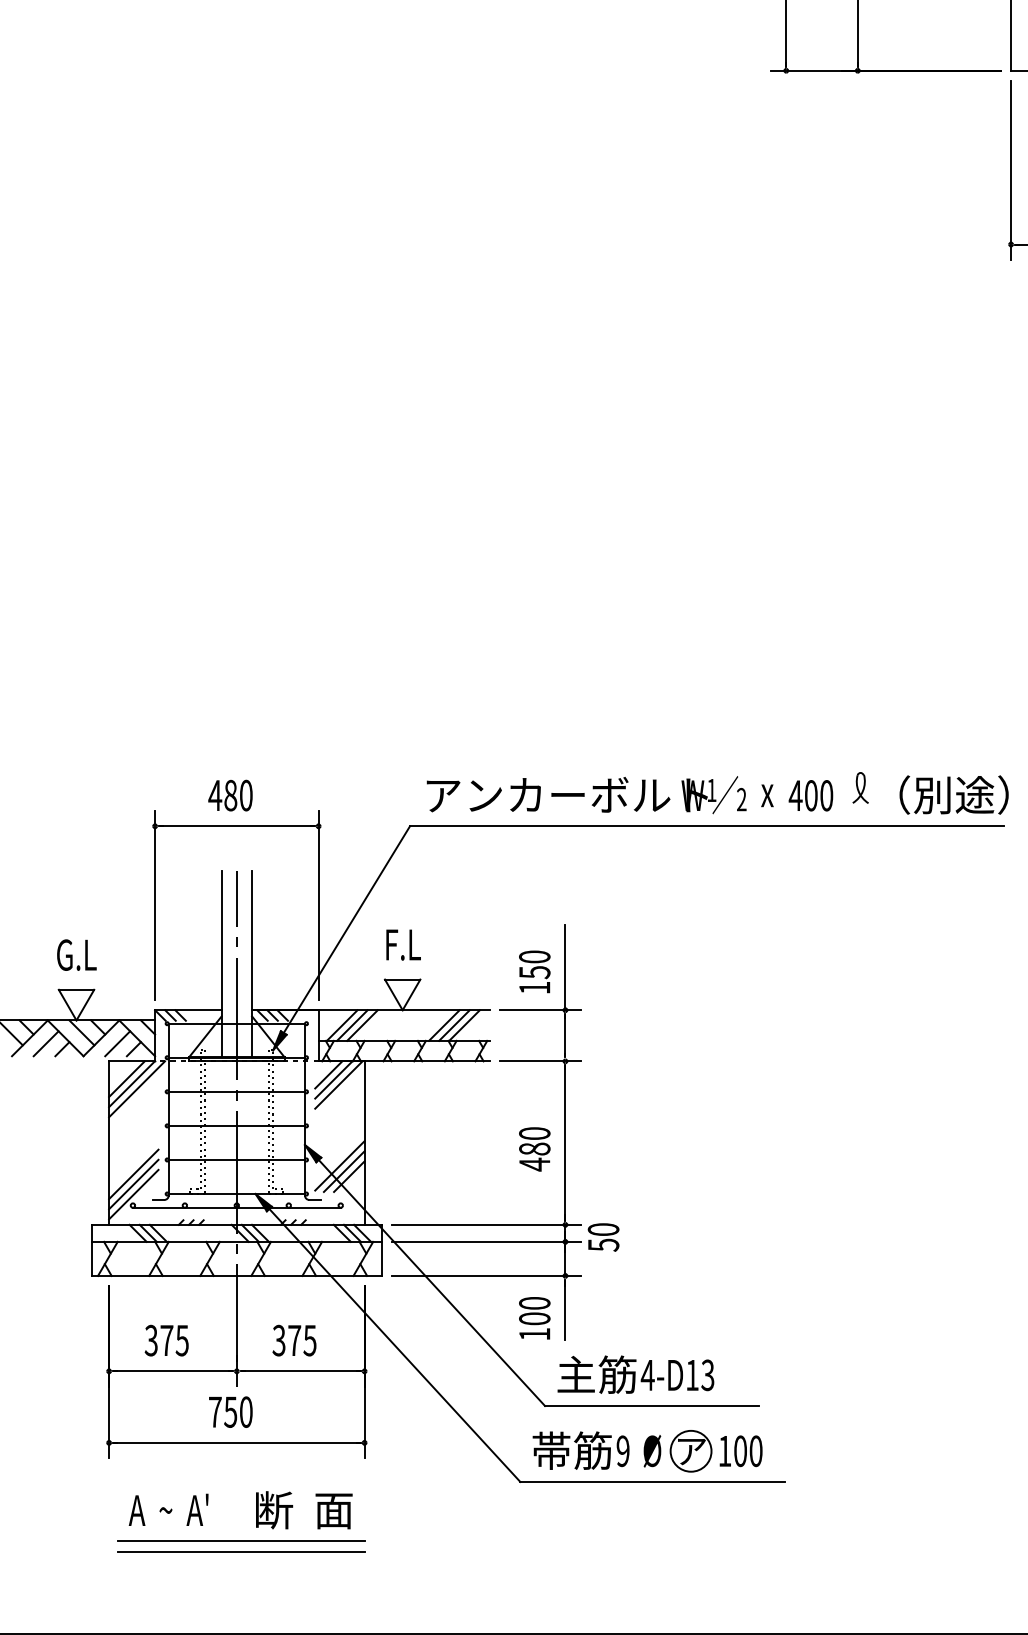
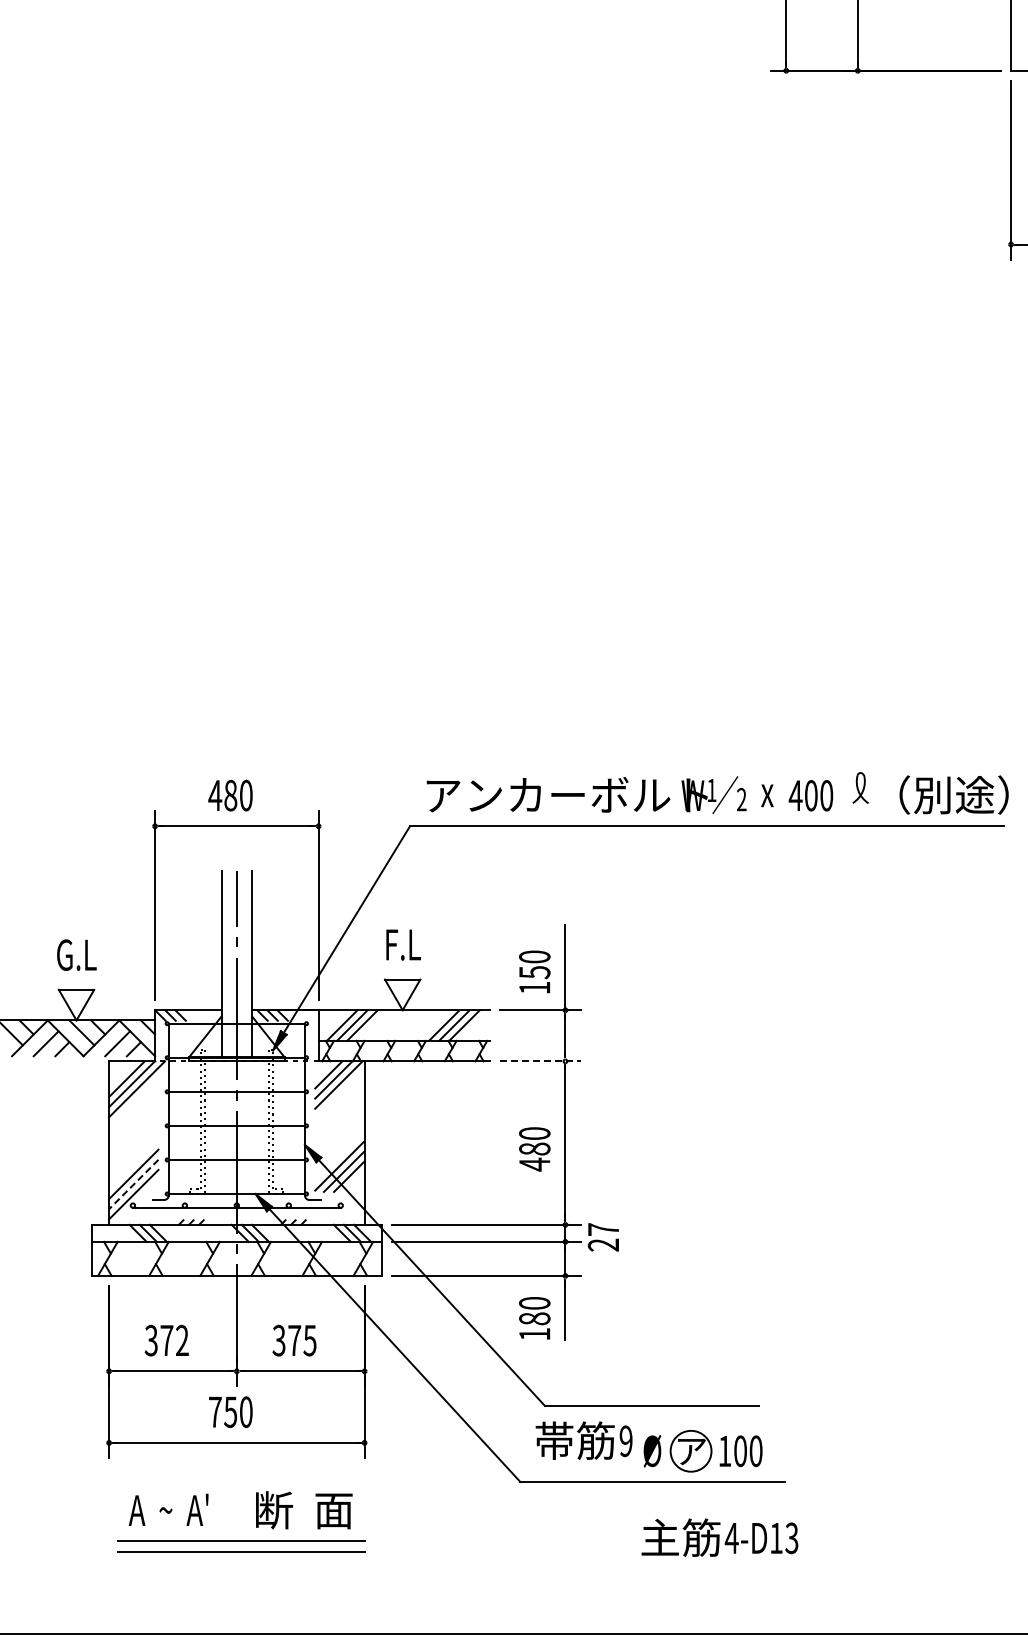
line: solid -> dashed (540, 1061)
line: solid -> dashed (133, 1184)
text: 50 -> 27 (603, 1237)
text: 100 -> 180 (534, 1318)
text: 375 -> 372 (181, 1340)
text position: (635, 1374) -> (719, 1537) (719, 1537)
text position: (580, 1450) -> (583, 1440) (583, 1440)
